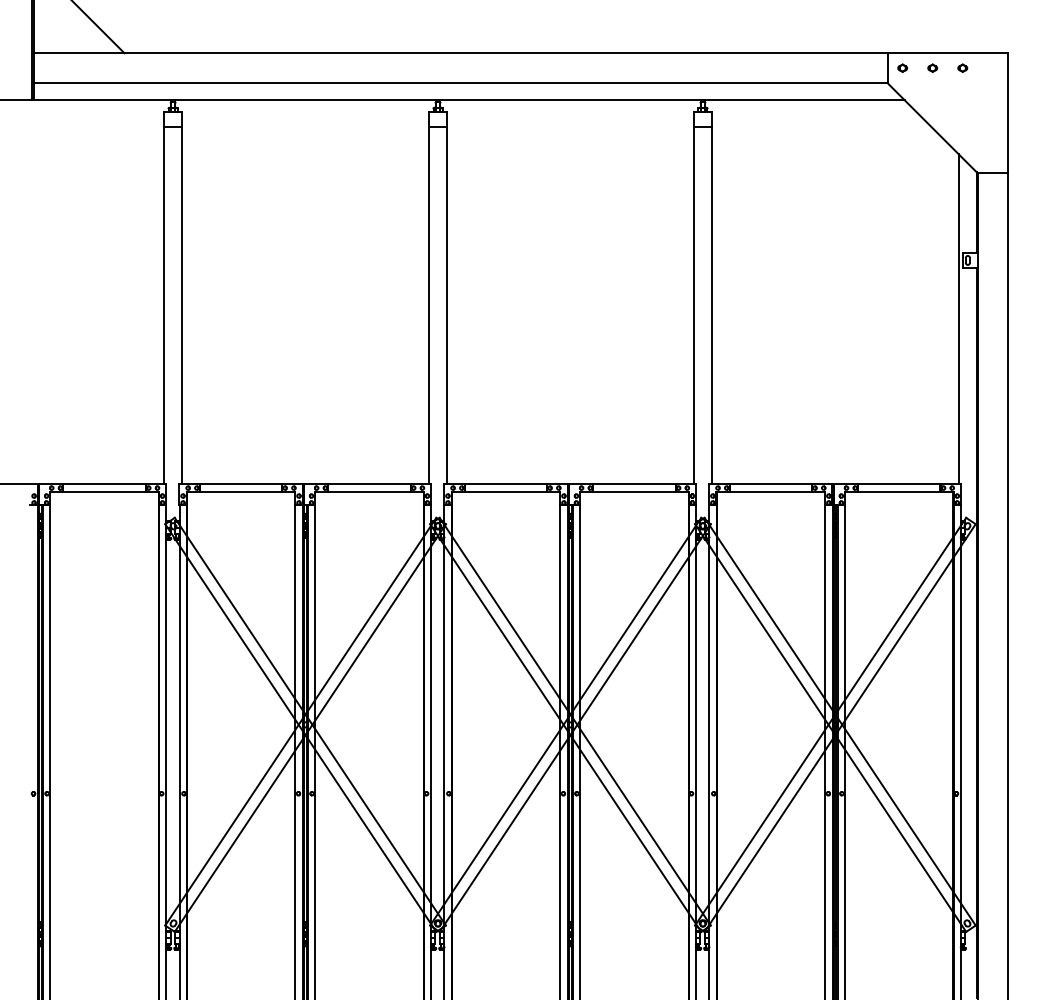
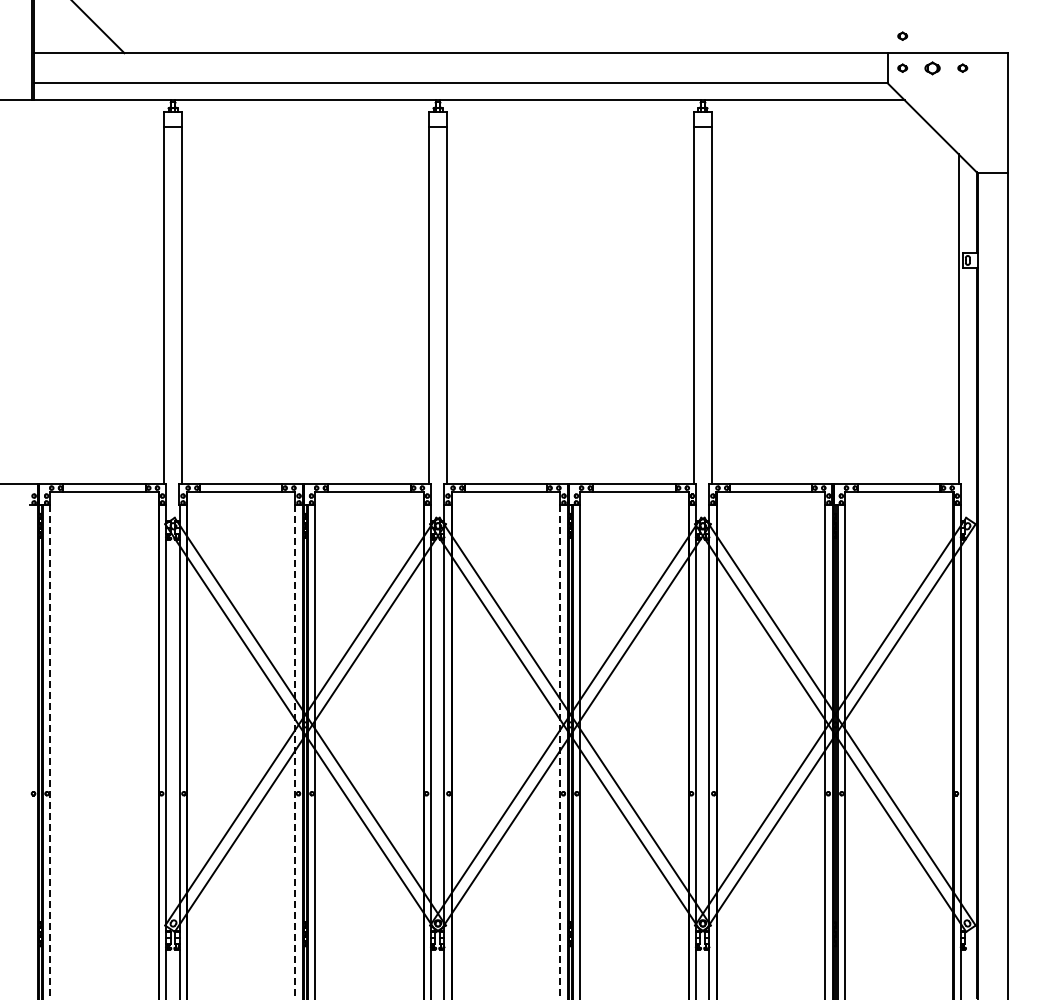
part: none -> present (902, 35)
part size: 12x10 px -> 17x15 px (932, 68)
line: solid -> dashed (50, 753)
line: solid -> dashed (295, 753)
line: solid -> dashed (560, 753)
